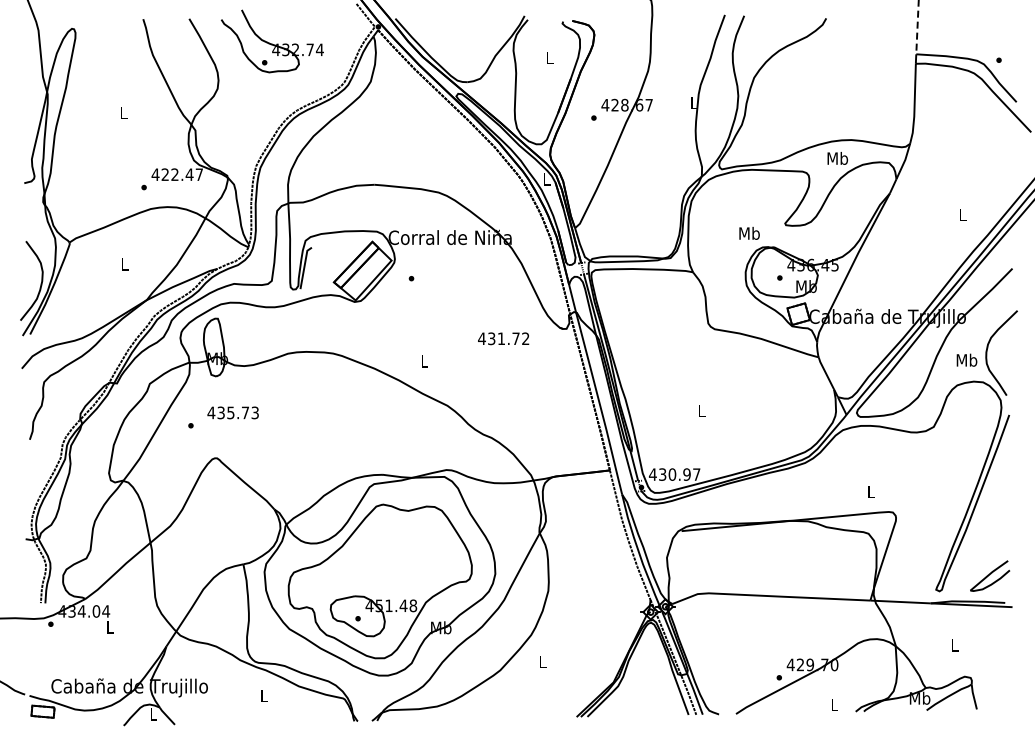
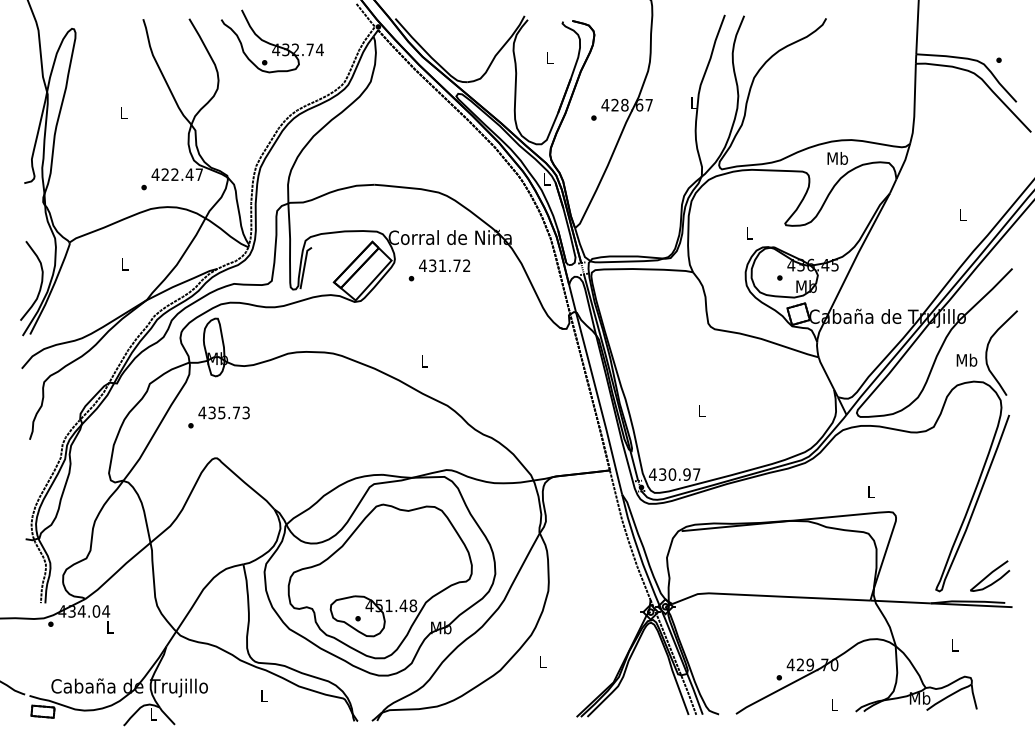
line: dashed -> solid (917, 27)
text: Mb -> L (749, 232)
text position: (503, 338) -> (444, 265) (444, 265)
text position: (232, 412) -> (223, 412) (223, 412)
